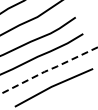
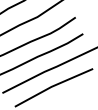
line: dashed -> solid (49, 69)
